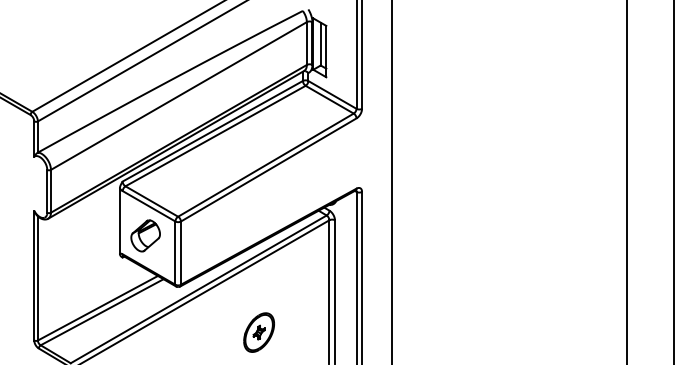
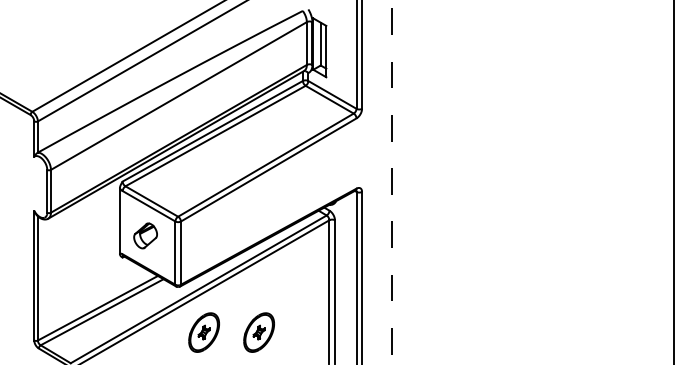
line: present -> none (627, 181)
line: solid -> dashed (391, 182)
part size: 31x34 px -> 25x28 px (145, 235)
part: none -> present (203, 332)
